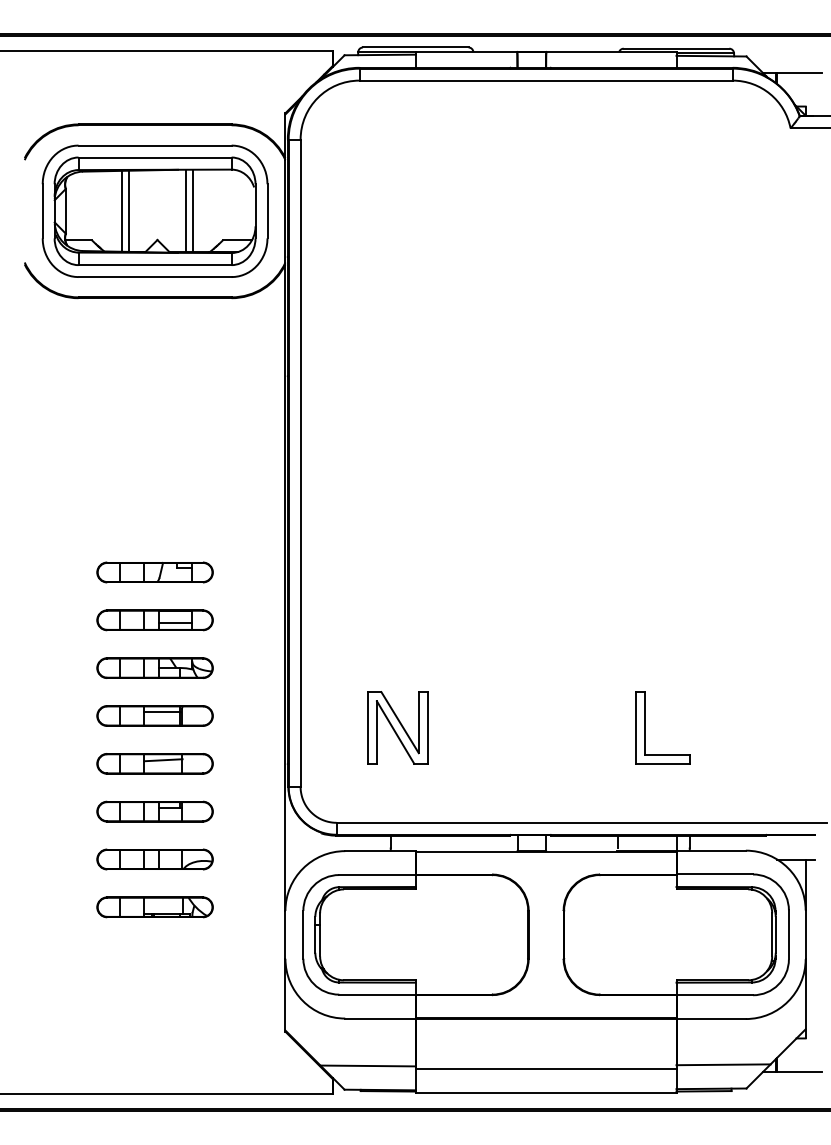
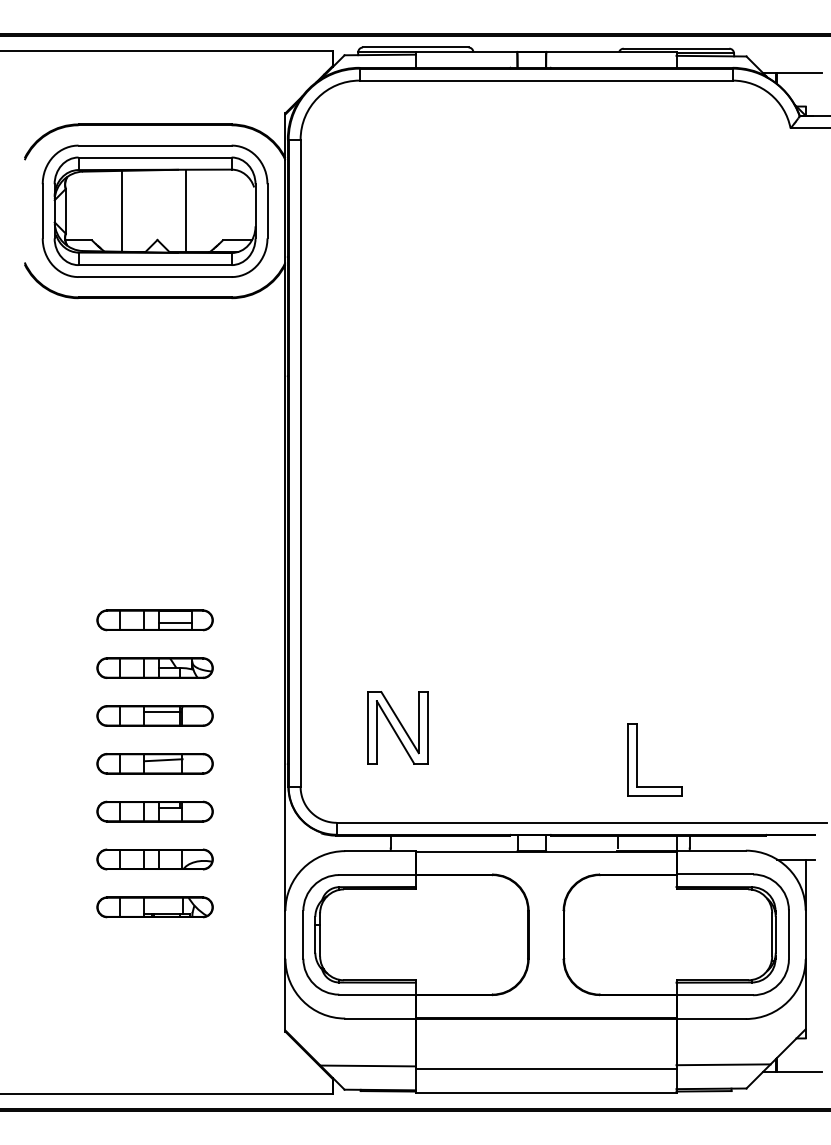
line: present -> none (128, 210)
line: present -> none (193, 210)
part: present -> none (154, 572)
part position: (645, 727) -> (637, 759) (637, 759)
